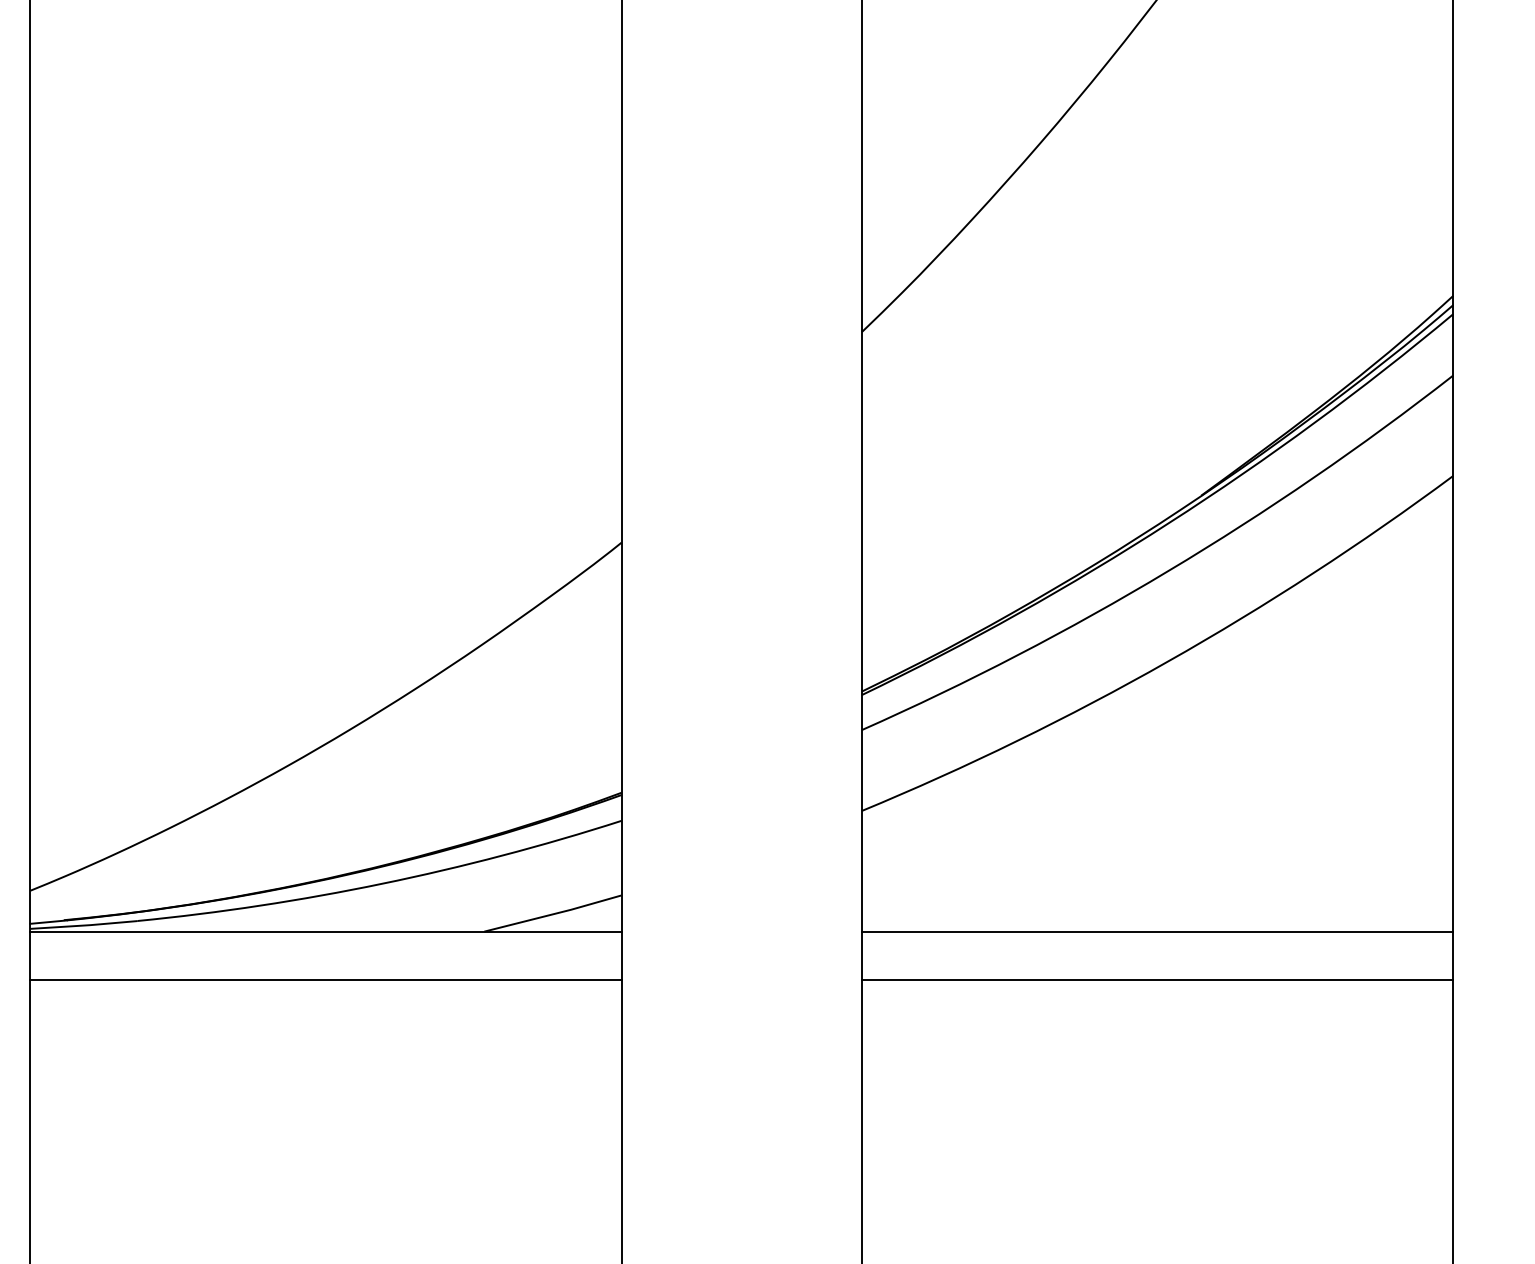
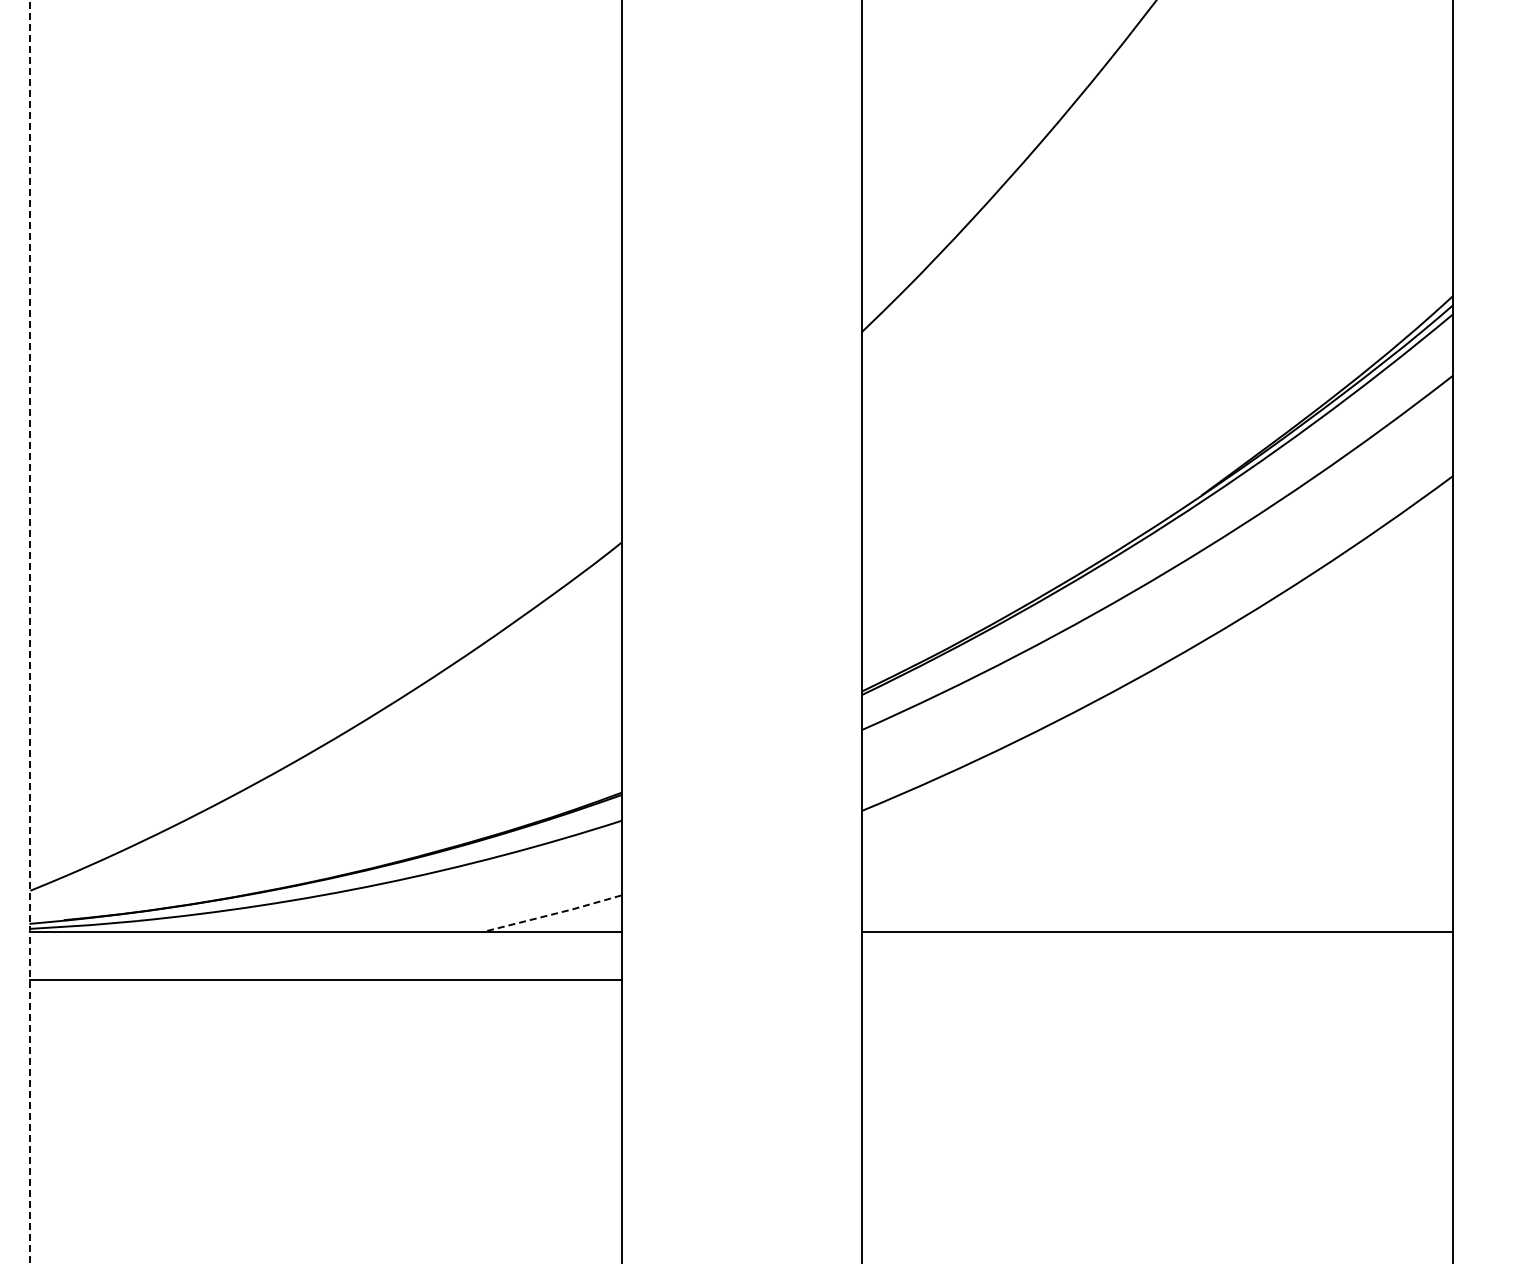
line: solid -> dashed (30, 632)
line: solid -> dashed (553, 914)
line: present -> none (1157, 979)
